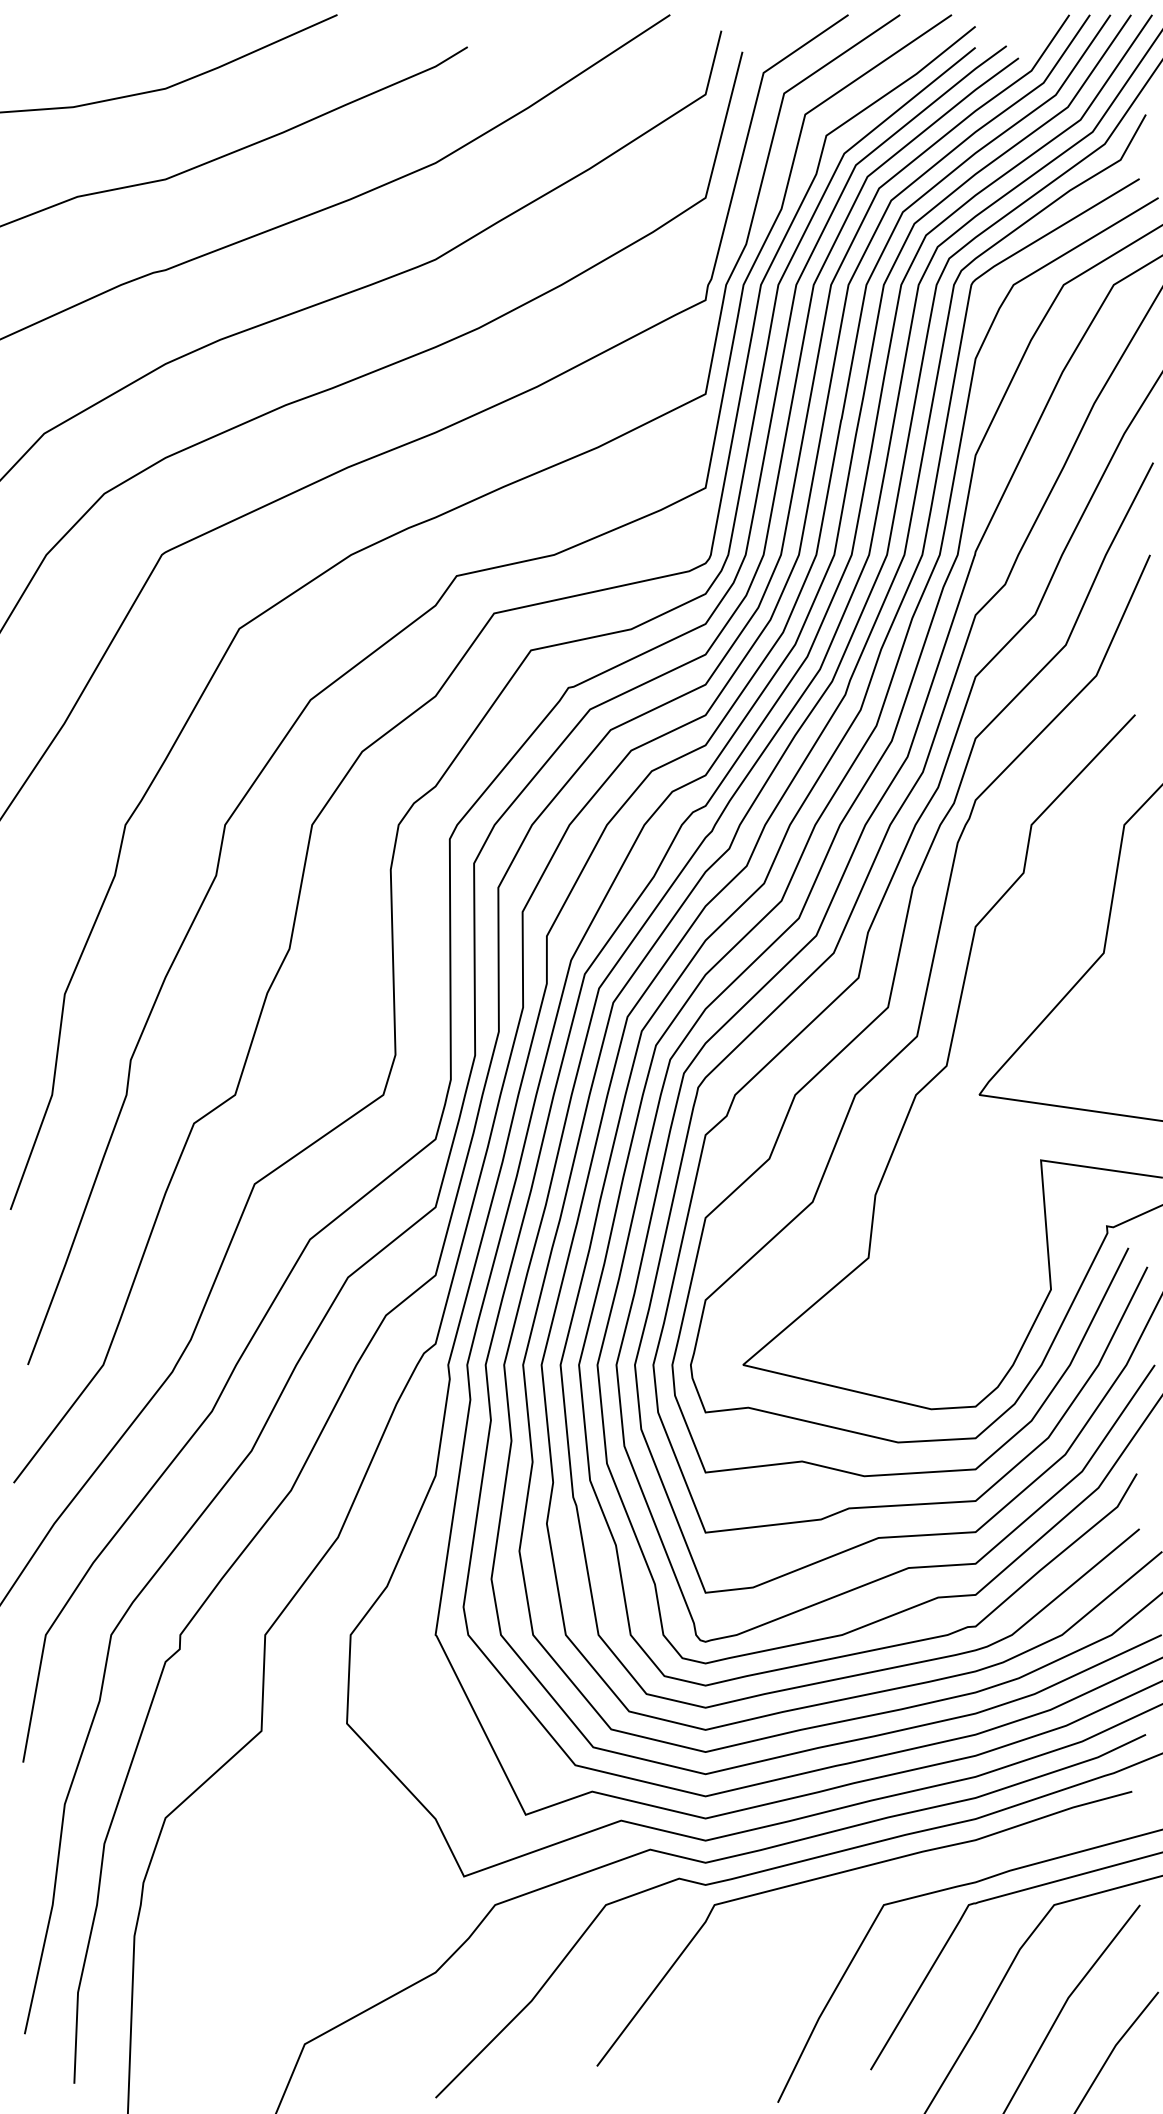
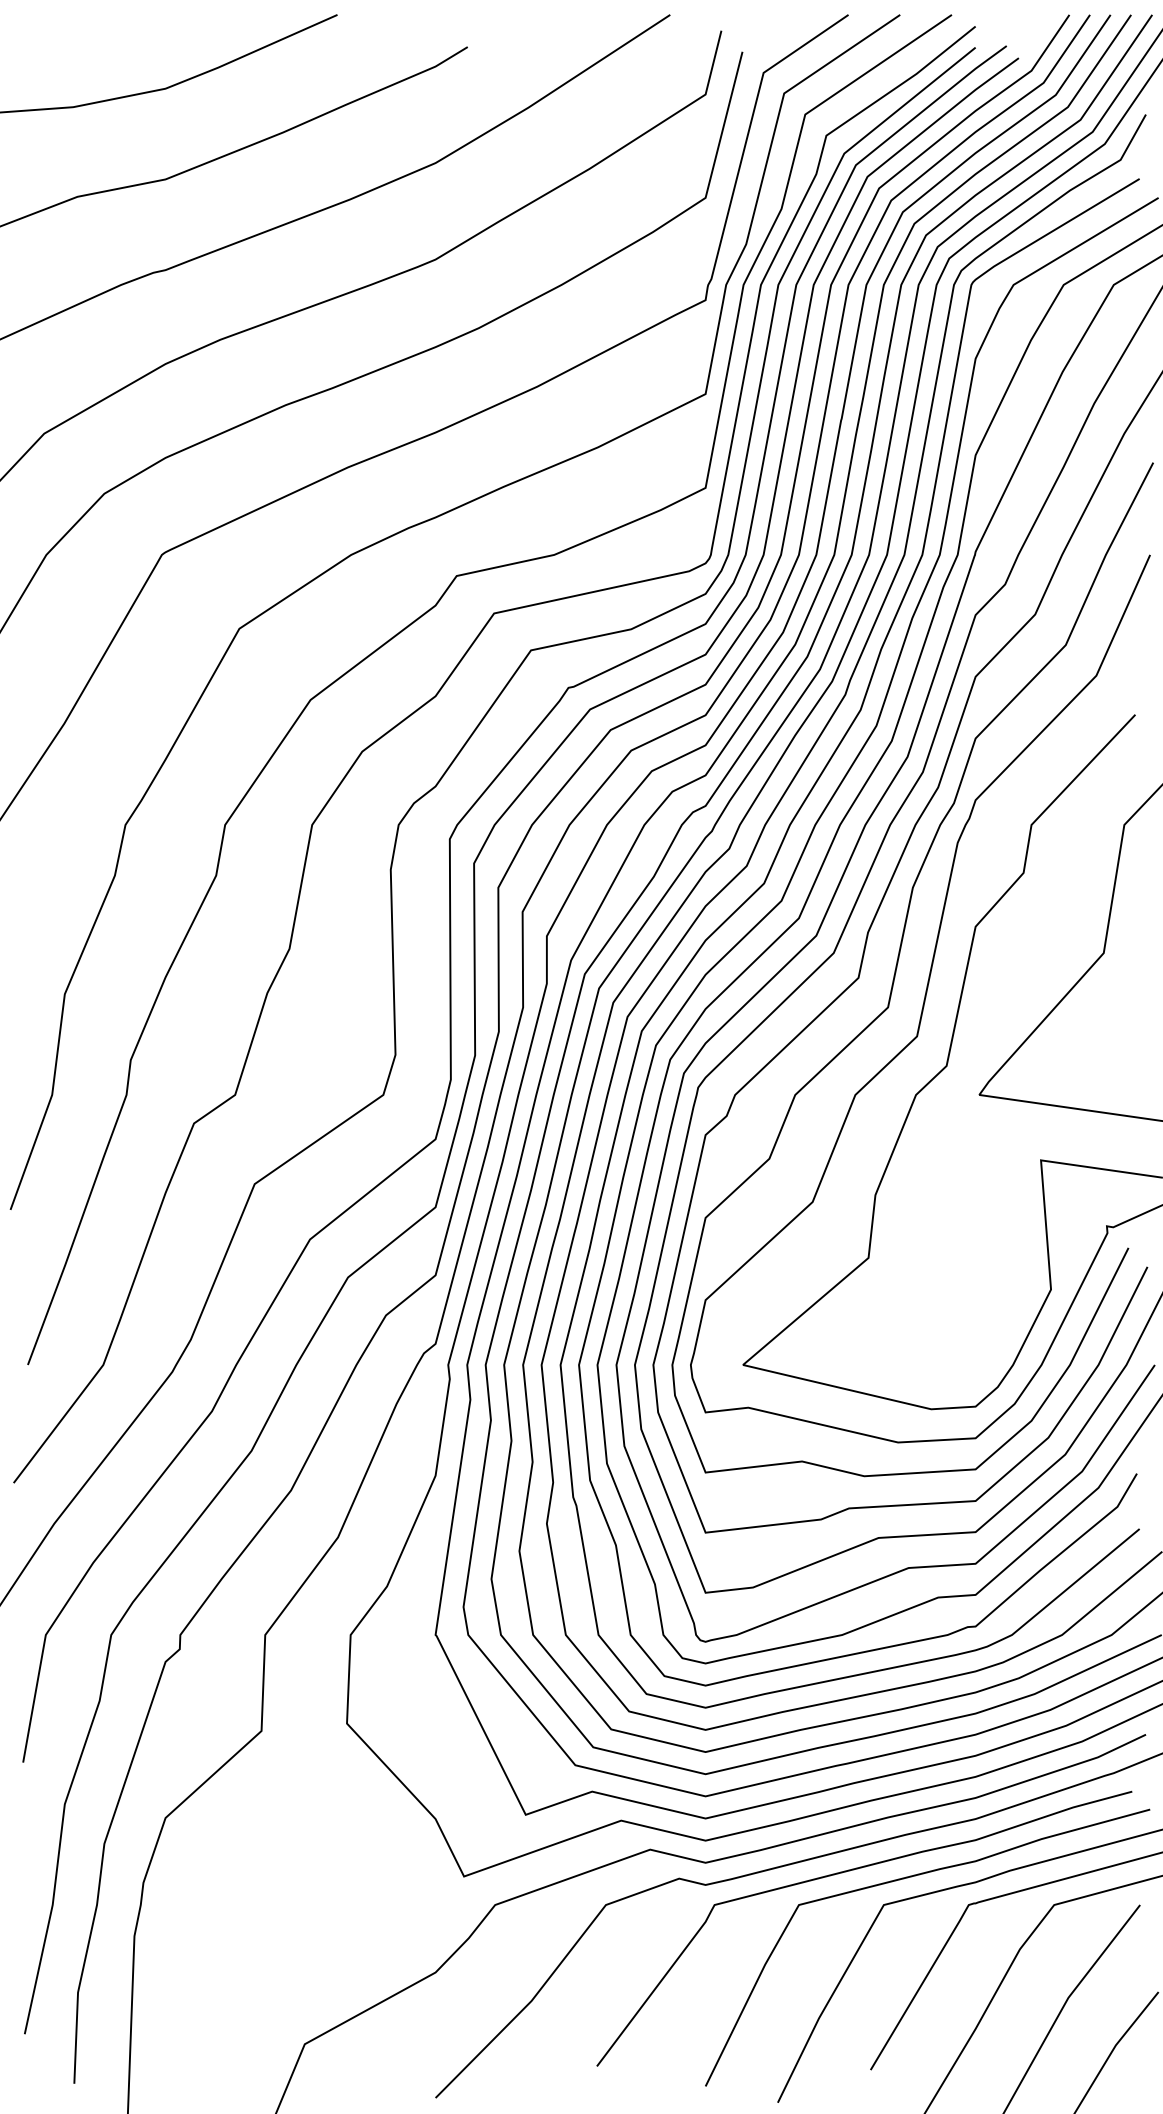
curve: none -> present (908, 1878)
